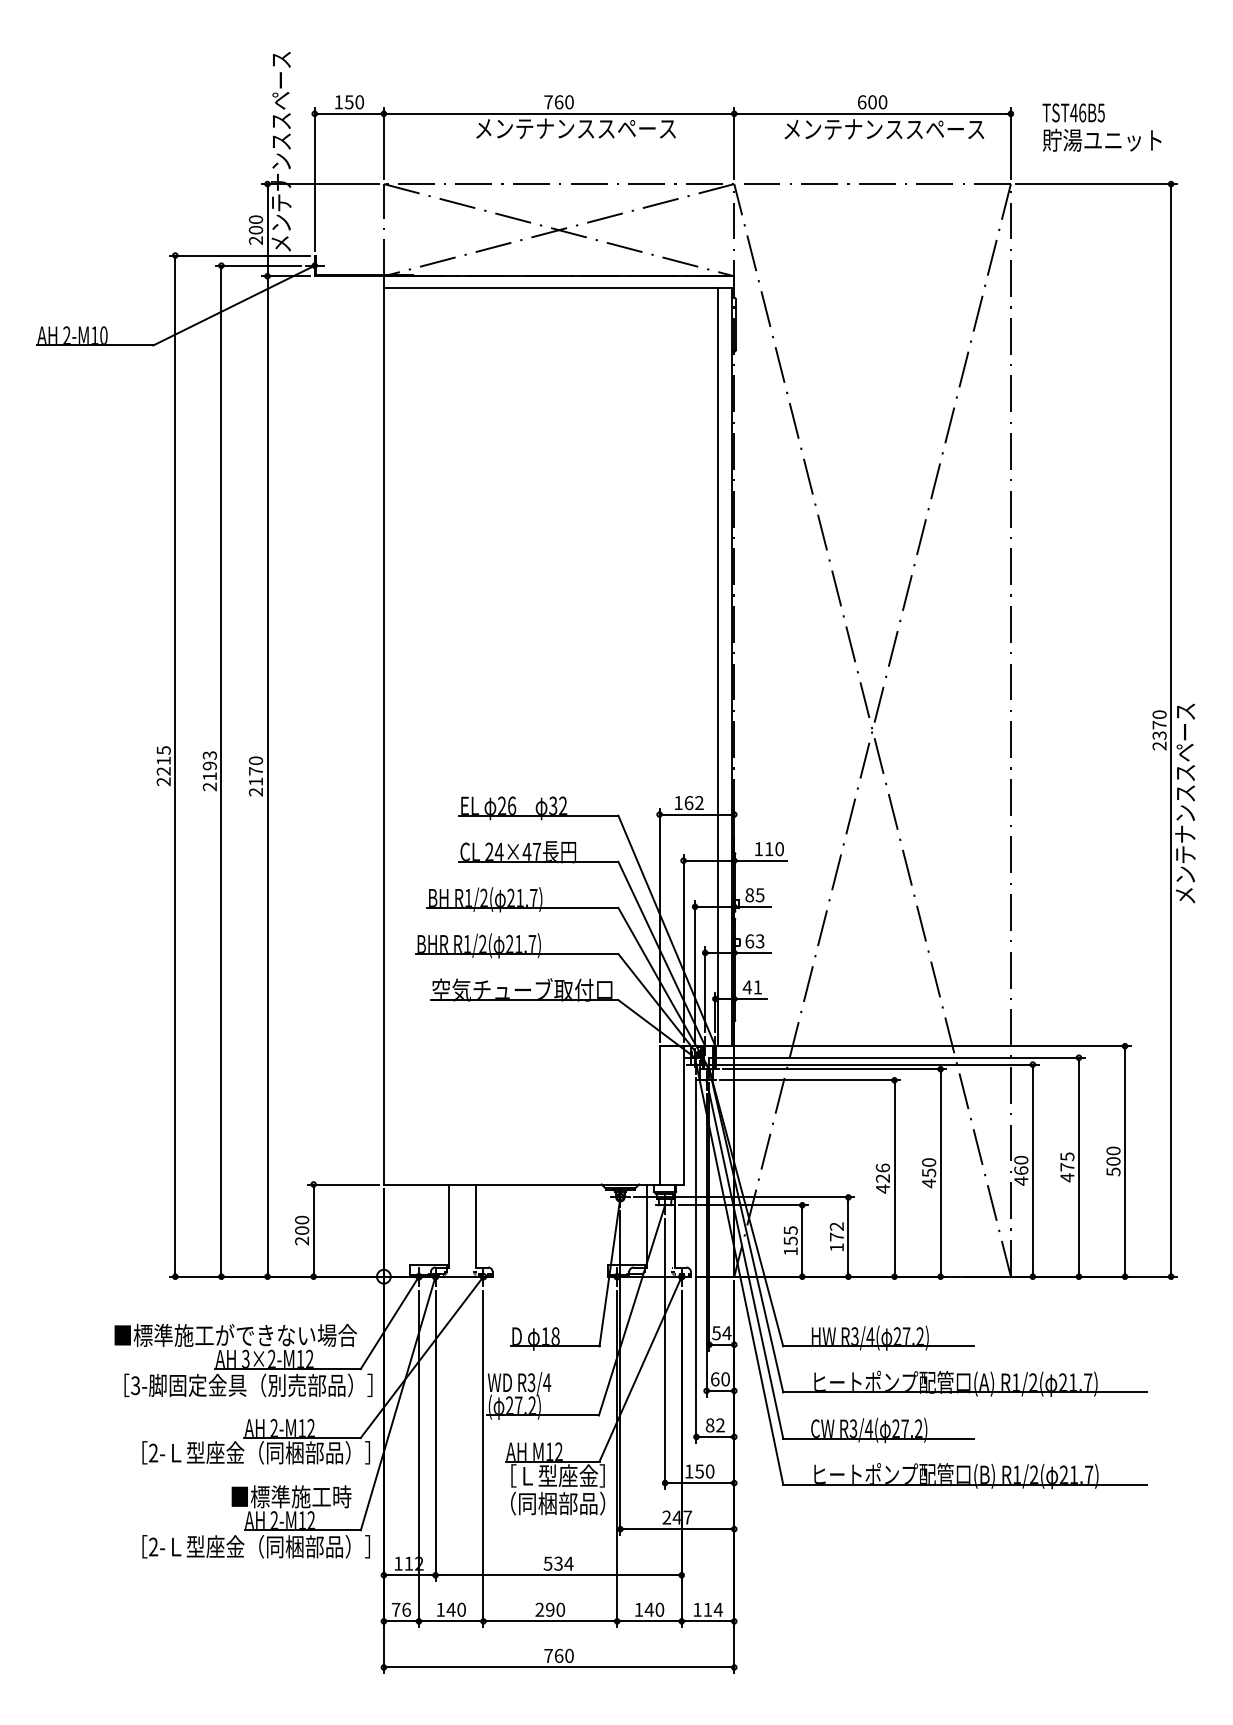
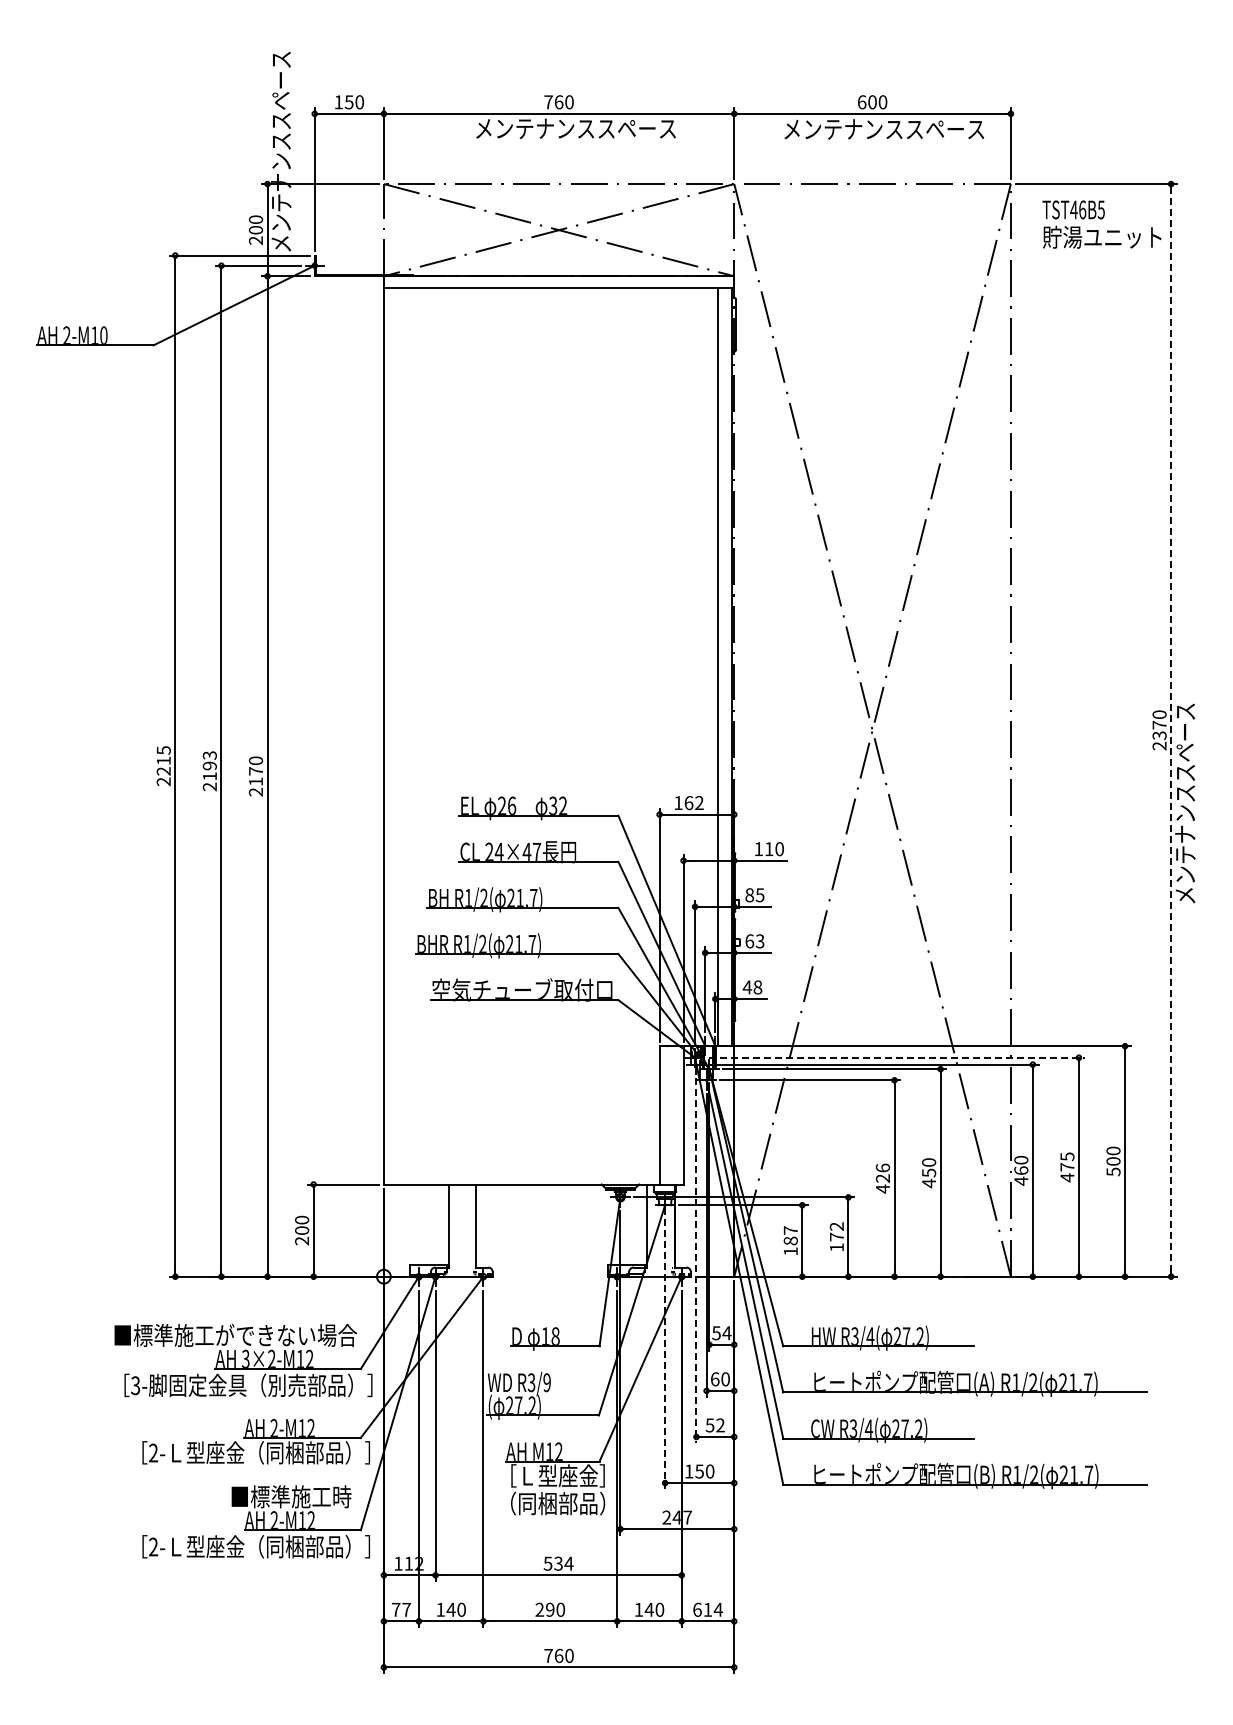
text position: (1101, 127) -> (1101, 224) (1101, 224)
line: solid -> dashed (1171, 730)
text: 41 -> 48 (757, 987)
line: solid -> dashed (896, 1057)
text: 155 -> 187 (790, 1235)
line: solid -> dashed (696, 1261)
line: solid -> dashed (665, 1353)
text: R3/4 -> R3/9 (547, 1382)
text: 82 -> 52 (709, 1425)
text: 76 -> 77 (406, 1609)
text: 114 -> 614 (697, 1609)
